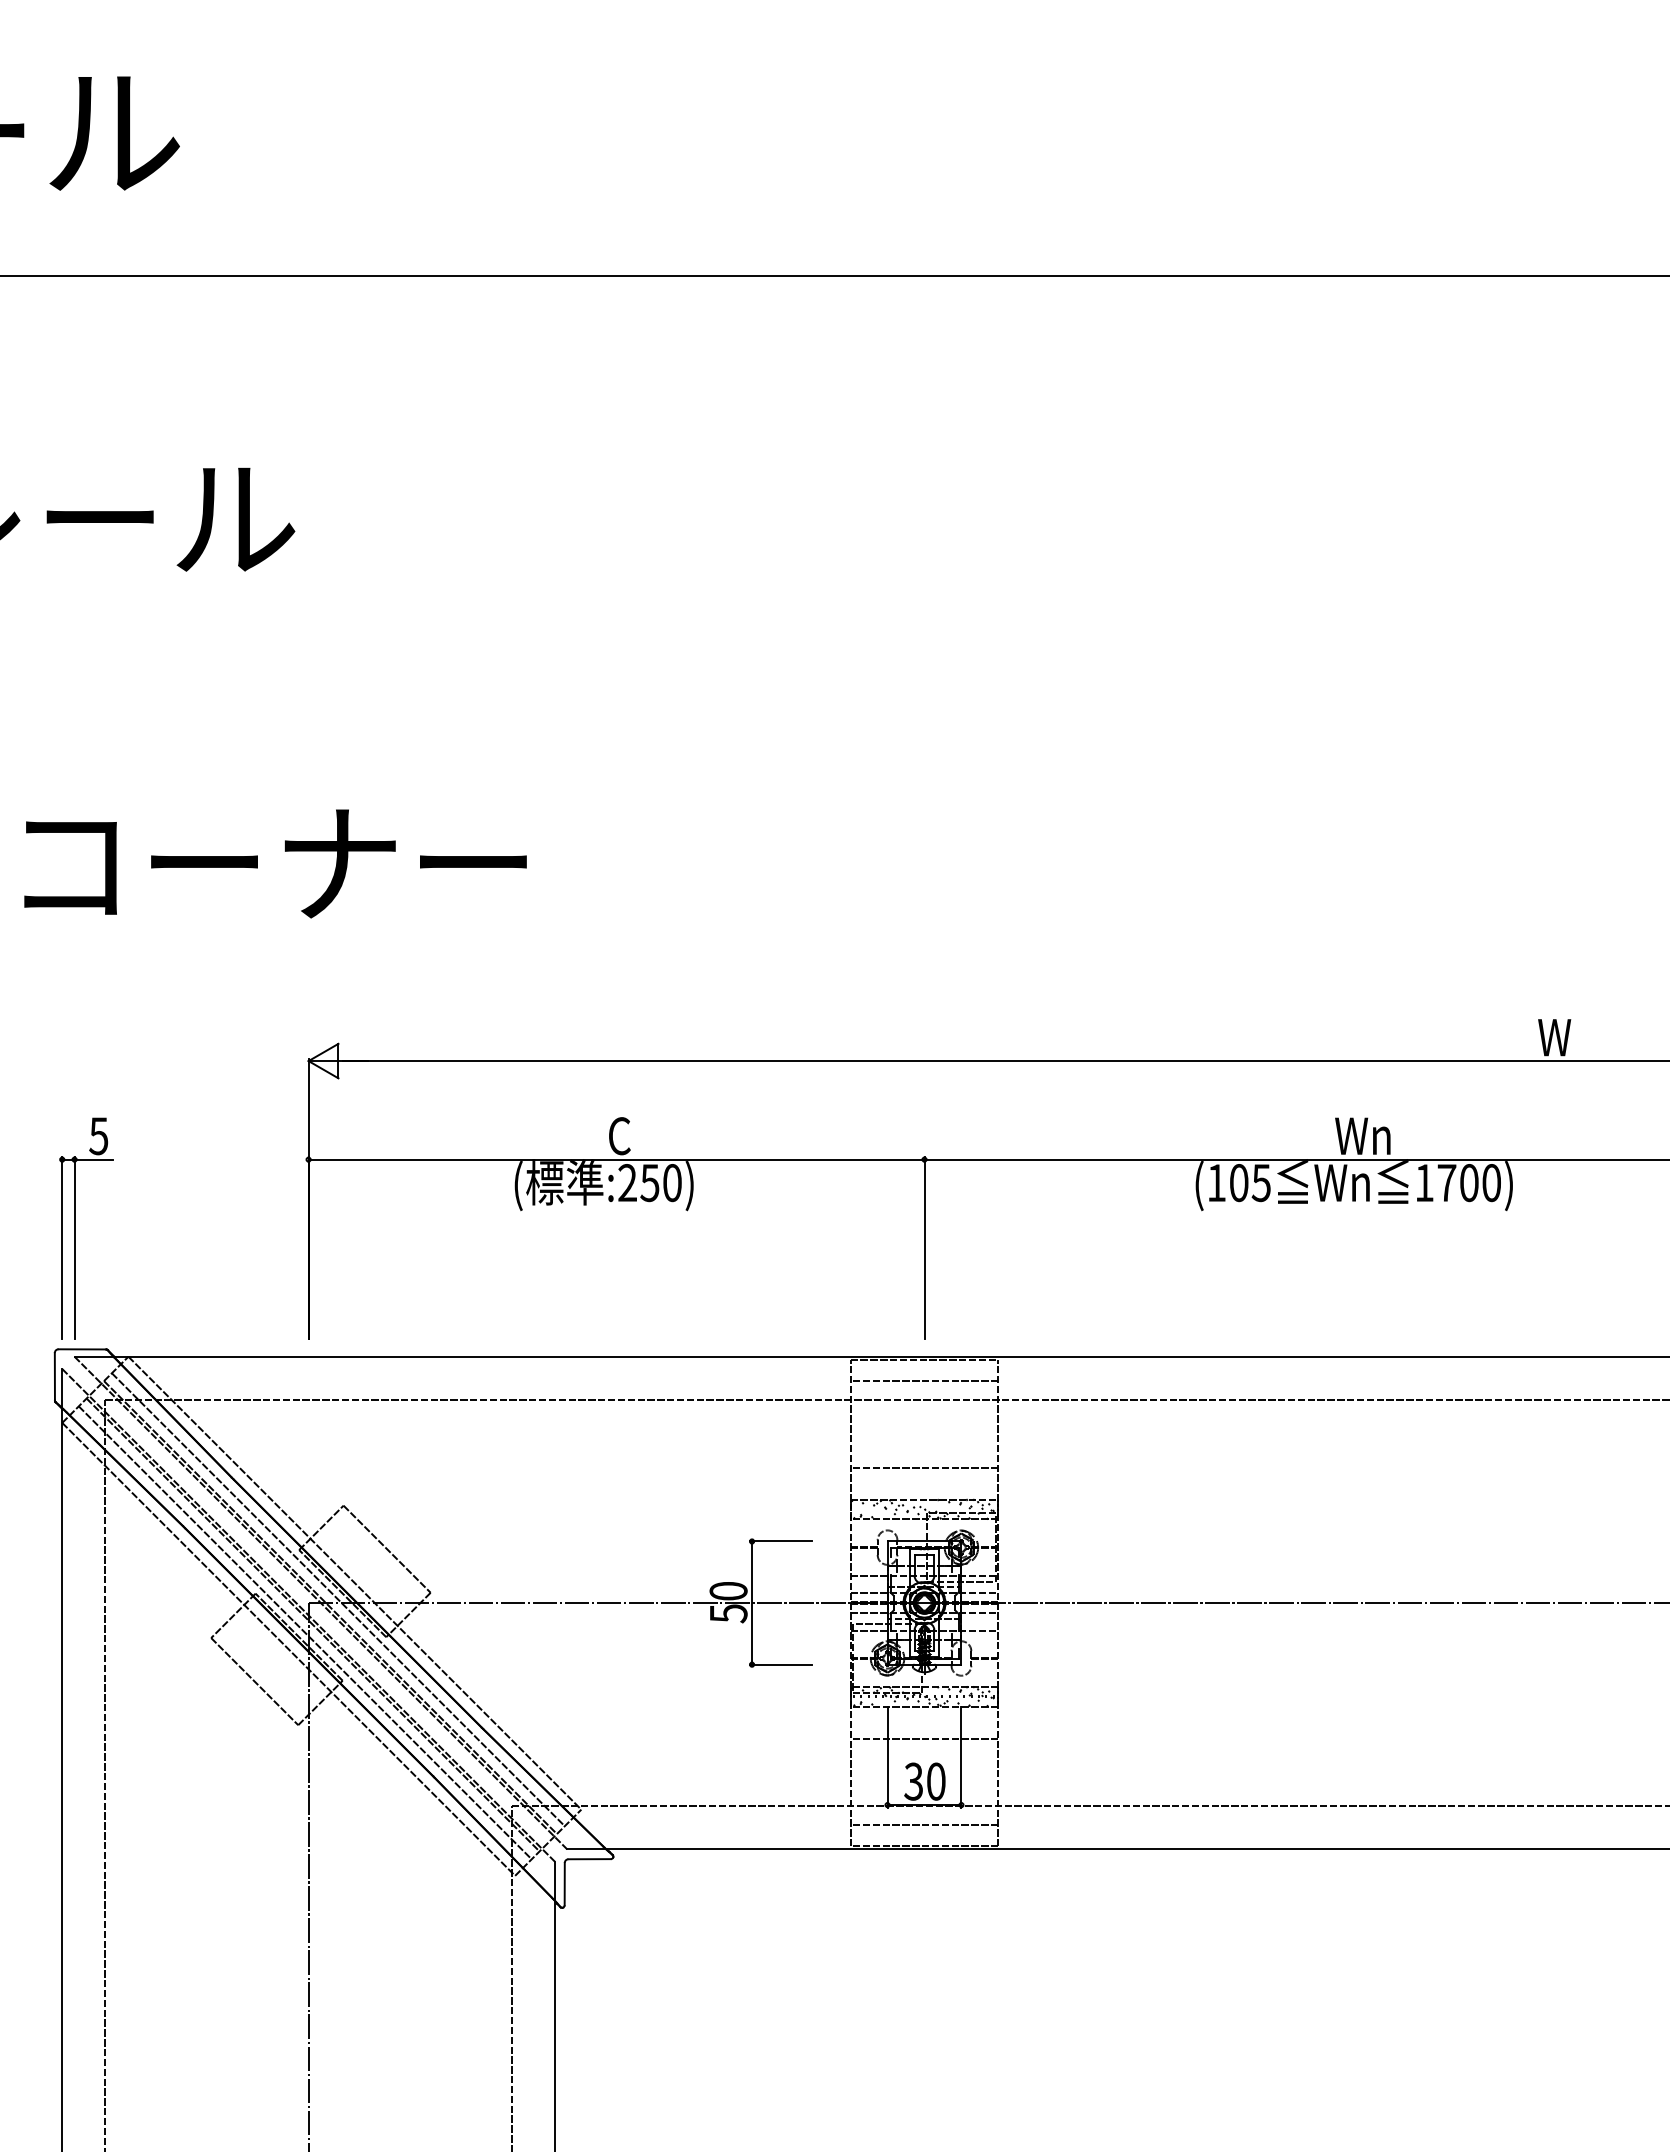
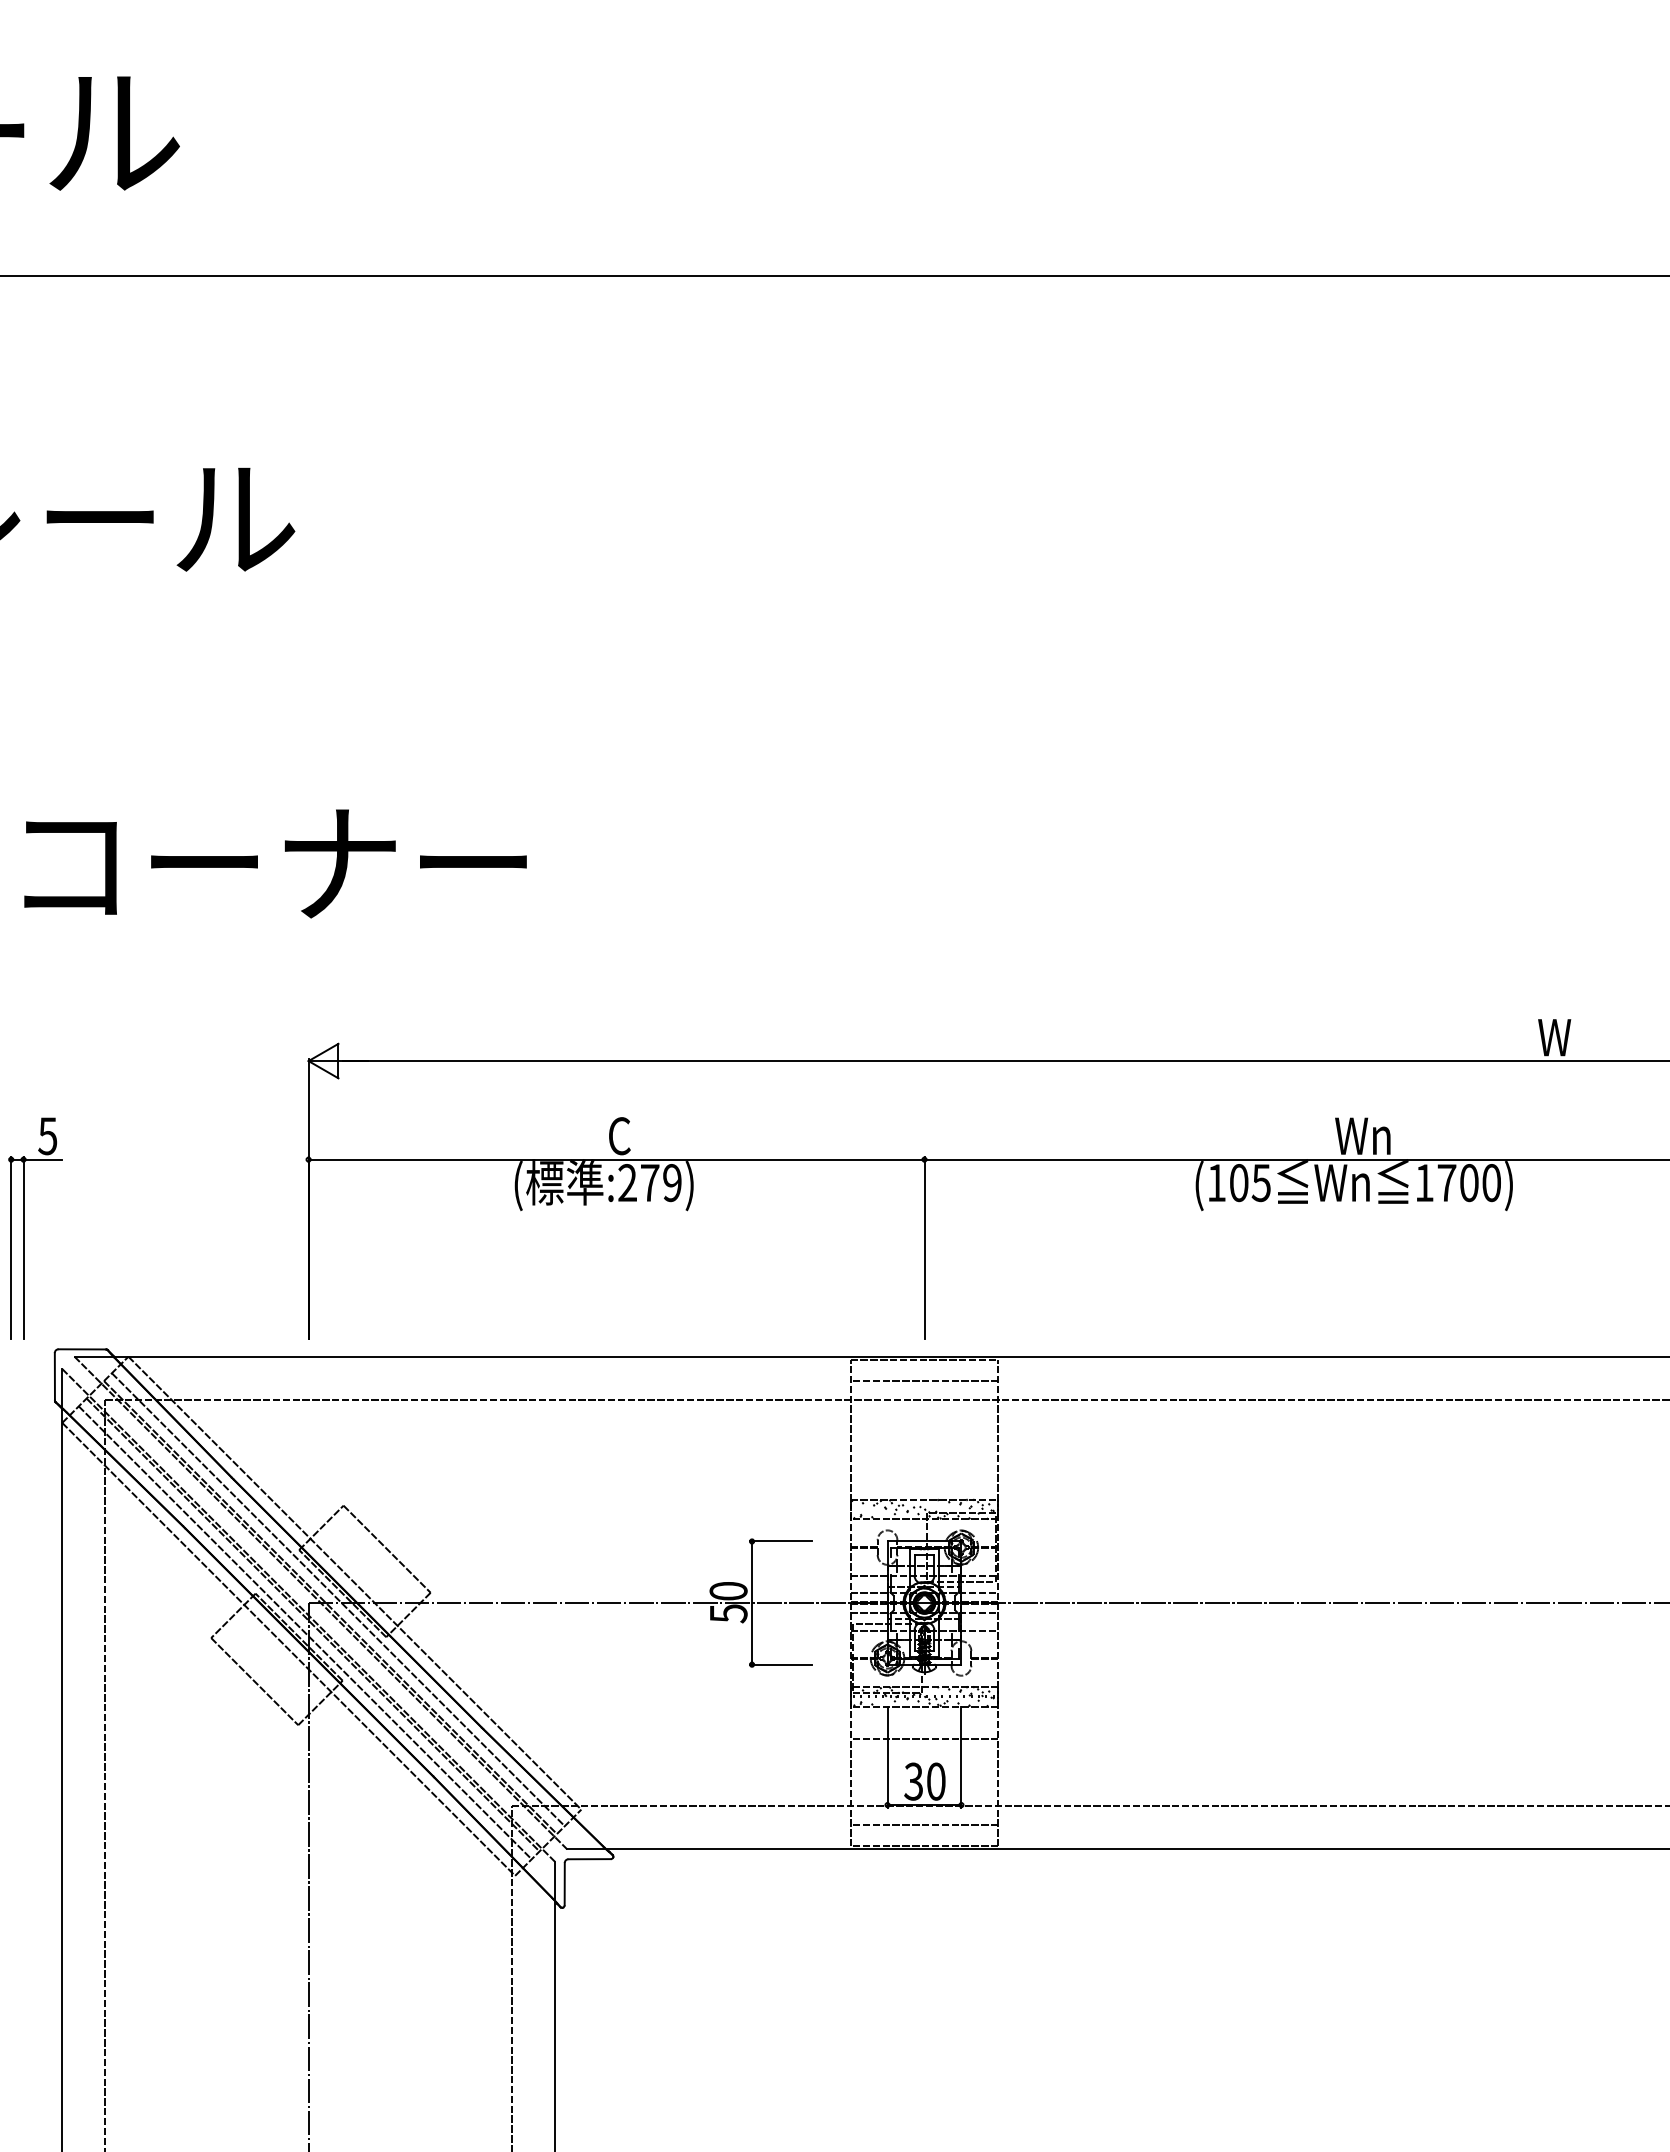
text: :250) -> :279) (660, 1183)
part position: (75, 1228) -> (24, 1228) (24, 1228)
line: present -> none (924, 1467)
